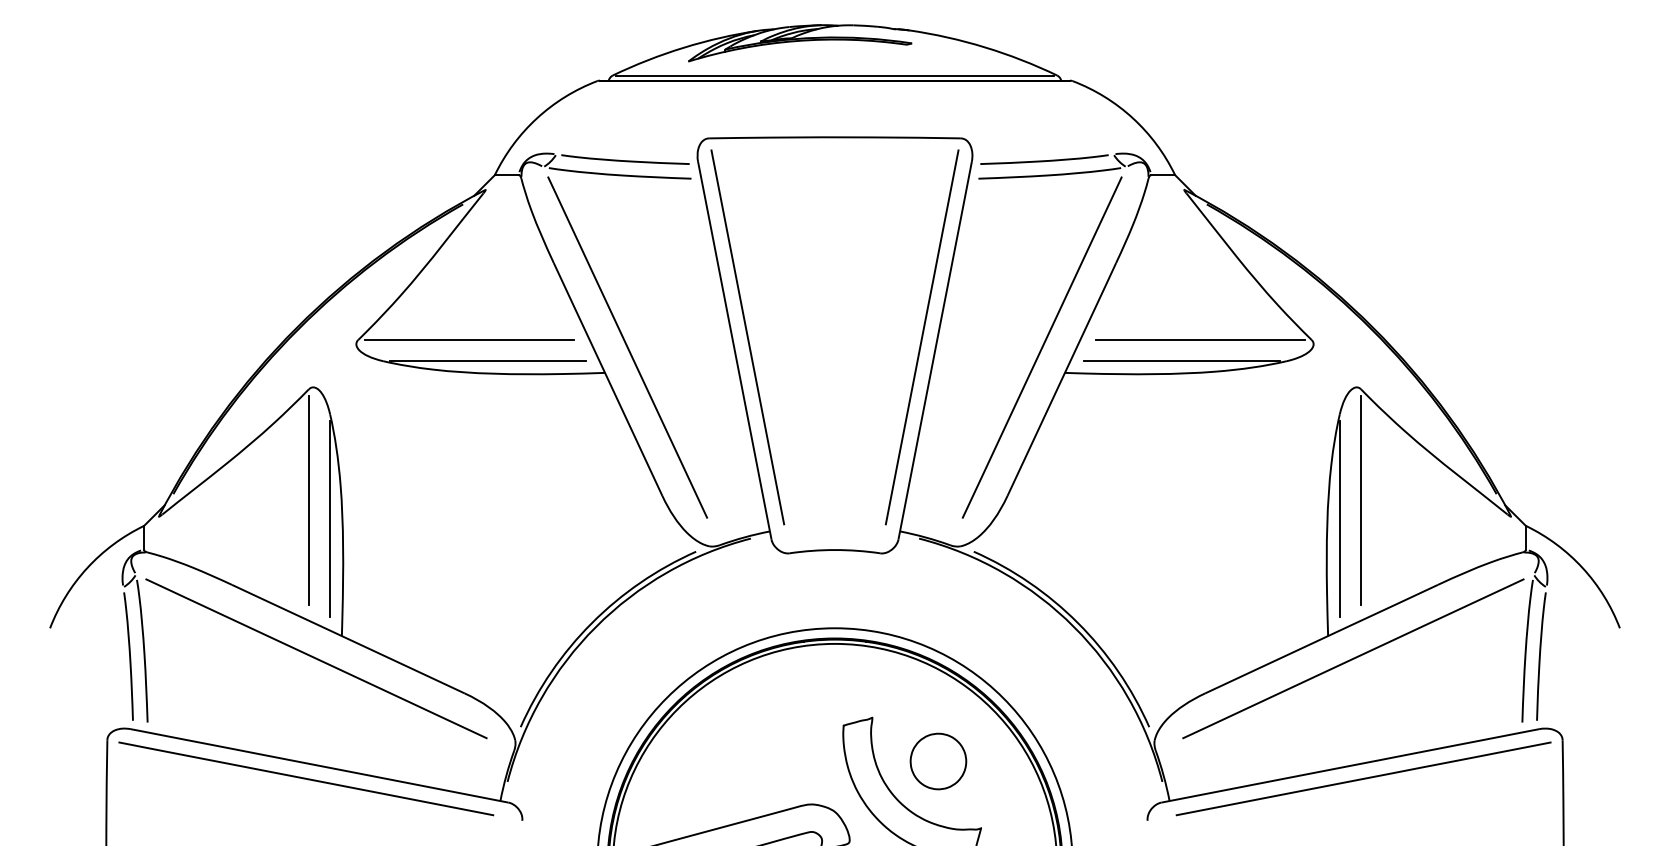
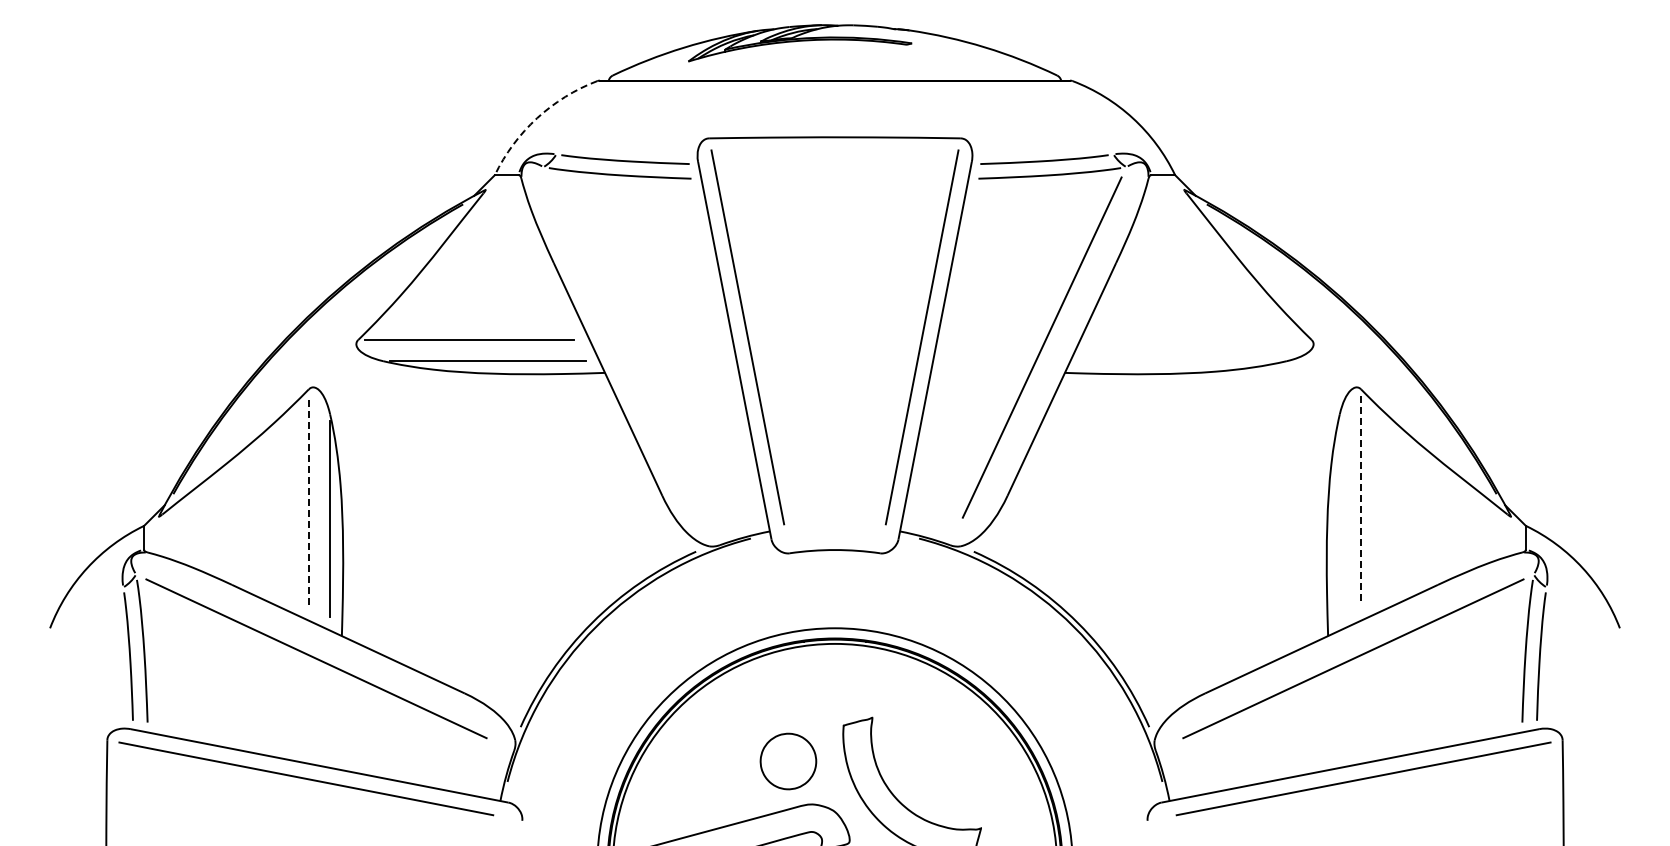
line: present -> none (834, 75)
arc: solid -> dashed (537, 118)
line: present -> none (1200, 339)
line: present -> none (627, 347)
line: present -> none (1181, 361)
line: solid -> dashed (308, 500)
line: solid -> dashed (1361, 500)
line: present -> none (1339, 518)
part position: (938, 761) -> (788, 761) (788, 761)
